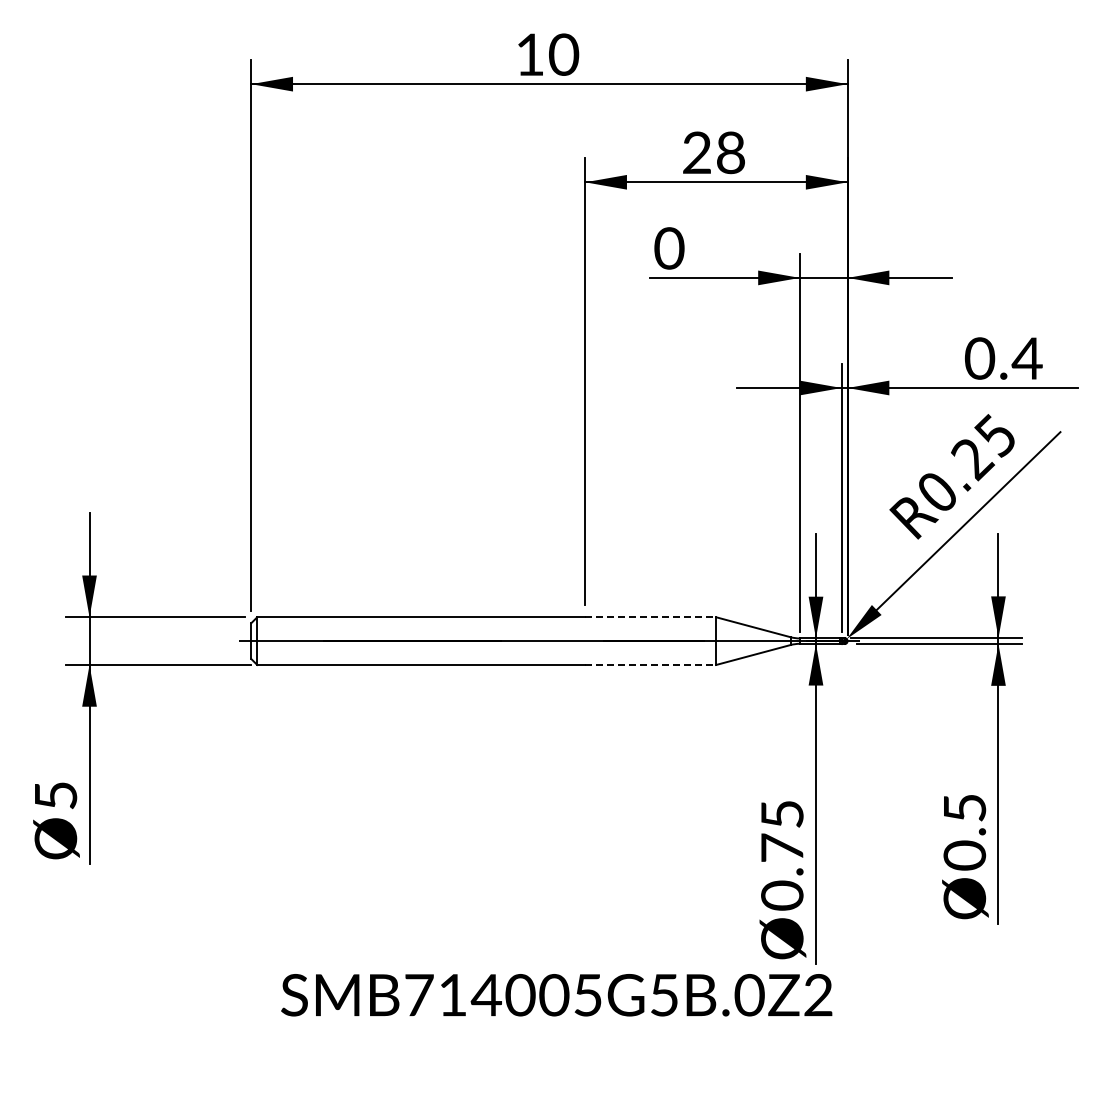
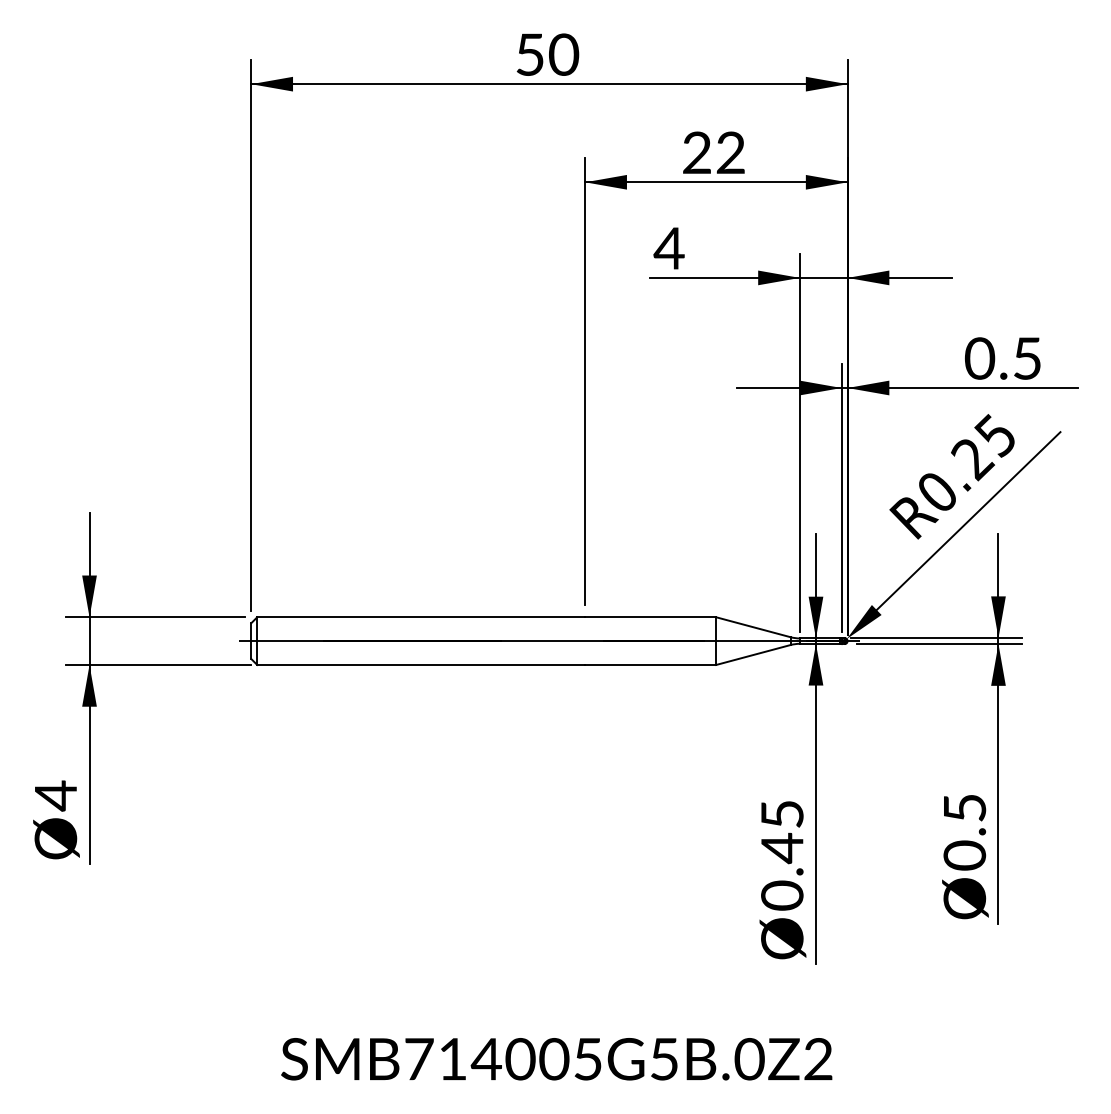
text: 10 -> 50 (529, 54)
text: 28 -> 22 (730, 153)
text: 0 -> 4 (668, 248)
text: 0.4 -> 0.5 (1026, 358)
line: dashed -> solid (651, 617)
line: dashed -> solid (651, 664)
text: 5 -> 4 (56, 795)
text: 0.75 -> 0.45 (782, 848)
text position: (556, 995) -> (556, 1059) (556, 1059)
